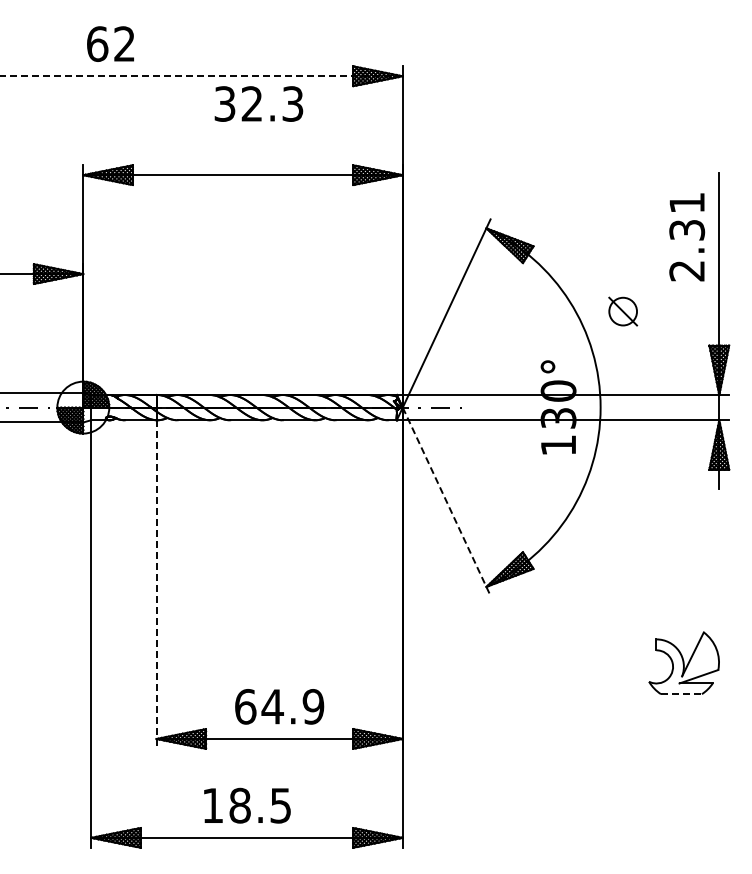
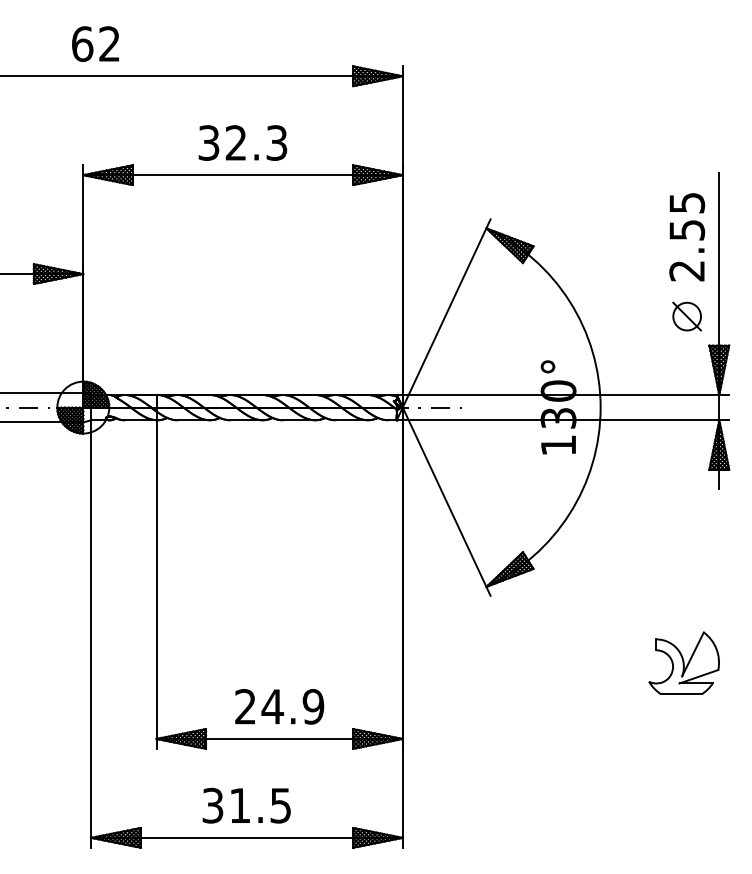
text position: (110, 43) -> (95, 43) (95, 43)
line: dashed -> solid (202, 76)
text position: (258, 103) -> (242, 142) (242, 142)
text: 2.31 -> 2.55 (687, 216)
part position: (623, 311) -> (687, 316) (687, 316)
line: dashed -> solid (446, 501)
line: dashed -> solid (156, 585)
line: dashed -> solid (681, 694)
text: 64.9 -> 24.9 (245, 706)
text: 18.5 -> 31.5 (226, 805)
